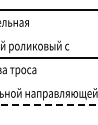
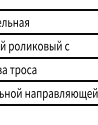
line: none -> present (48, 34)
line: none -> present (48, 81)
line: dashed -> solid (49, 105)
